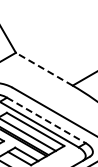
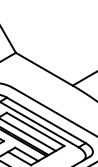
line: dashed -> solid (44, 69)
line: dashed -> solid (46, 120)
